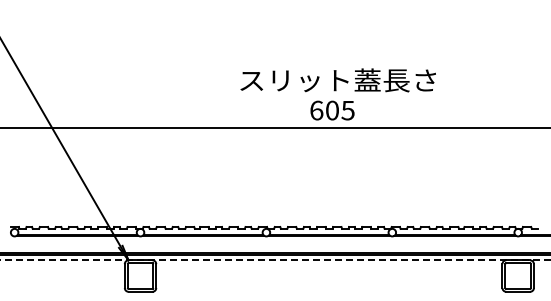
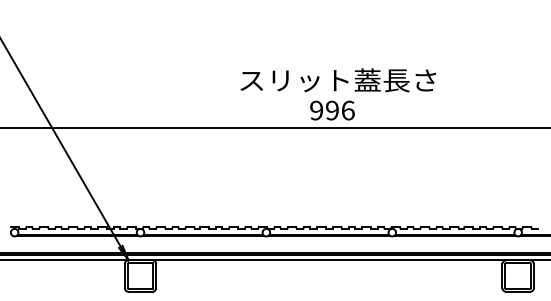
text: 605 -> 996 (332, 110)
line: dashed -> solid (275, 260)
